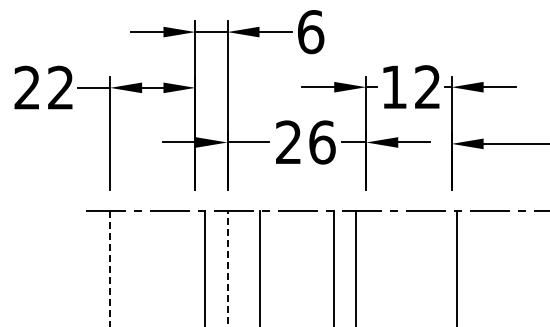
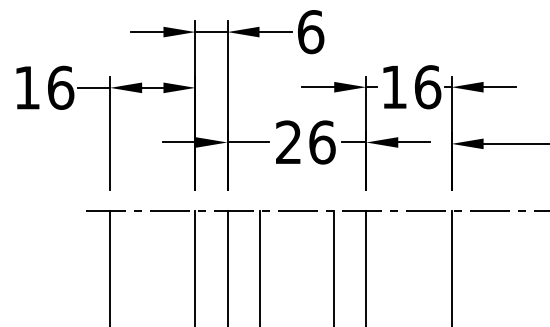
text: 22 -> 16 (44, 87)
text: 12 -> 16 (427, 87)
line position: (205, 267) -> (195, 267) (195, 267)
line position: (356, 267) -> (366, 267) (366, 267)
line position: (456, 267) -> (451, 267) (451, 267)
line: dashed -> solid (227, 268)
line: dashed -> solid (110, 269)
